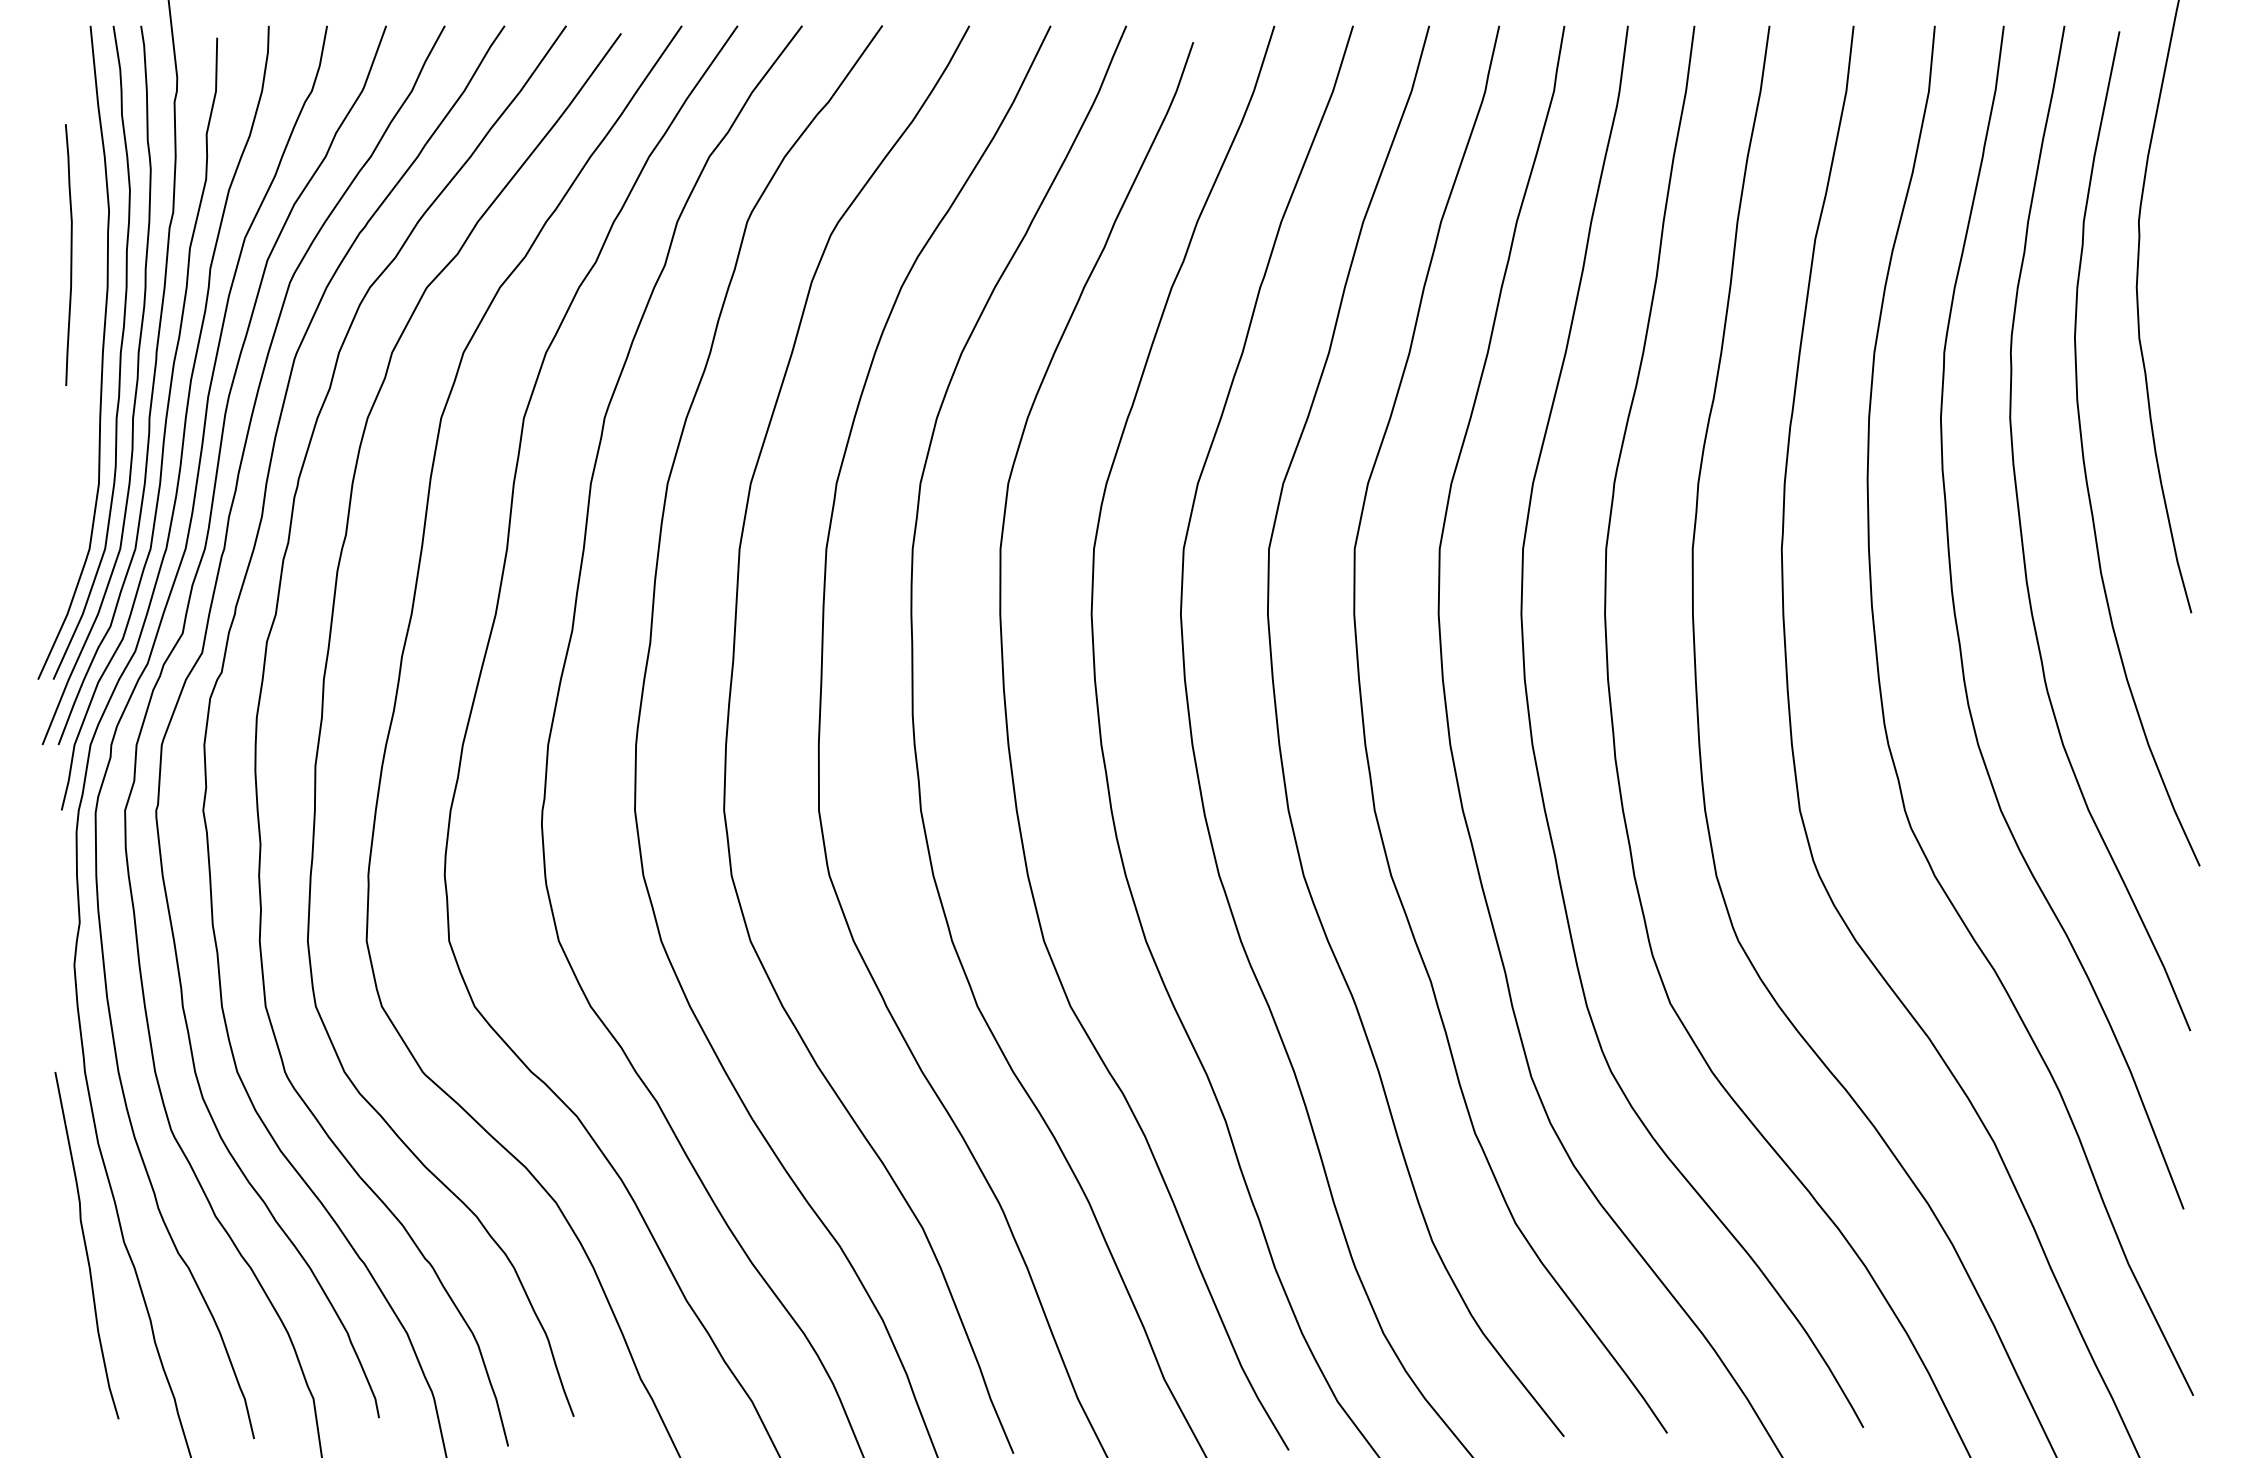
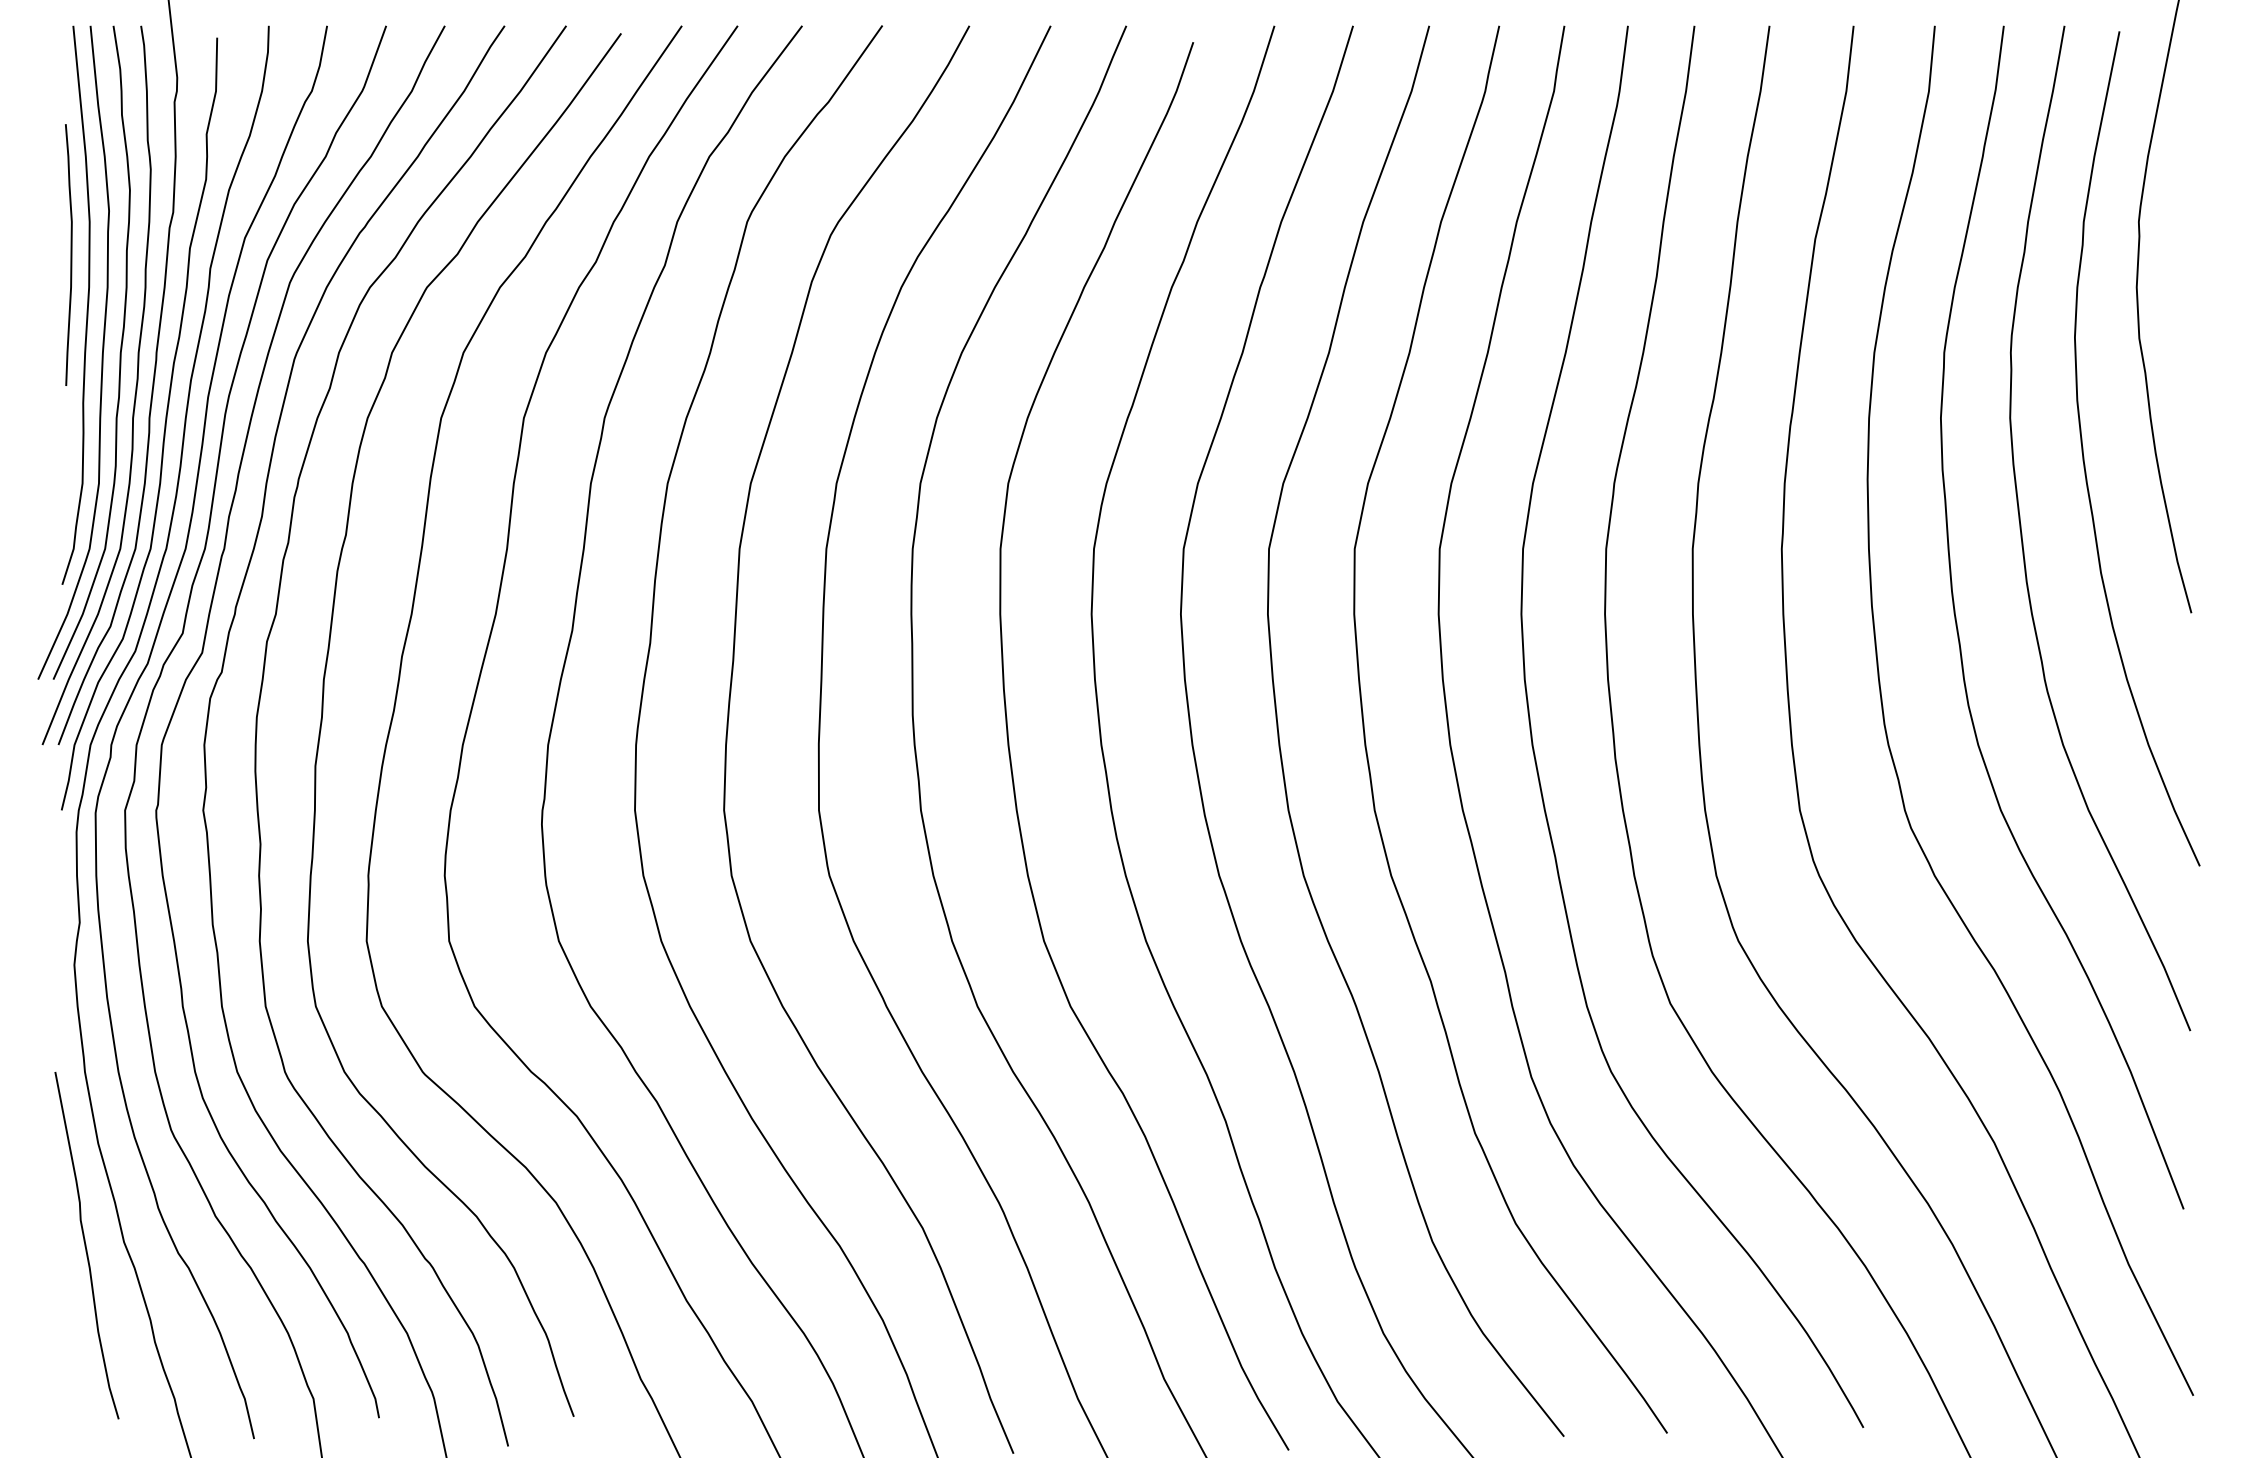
curve: none -> present (87, 304)
